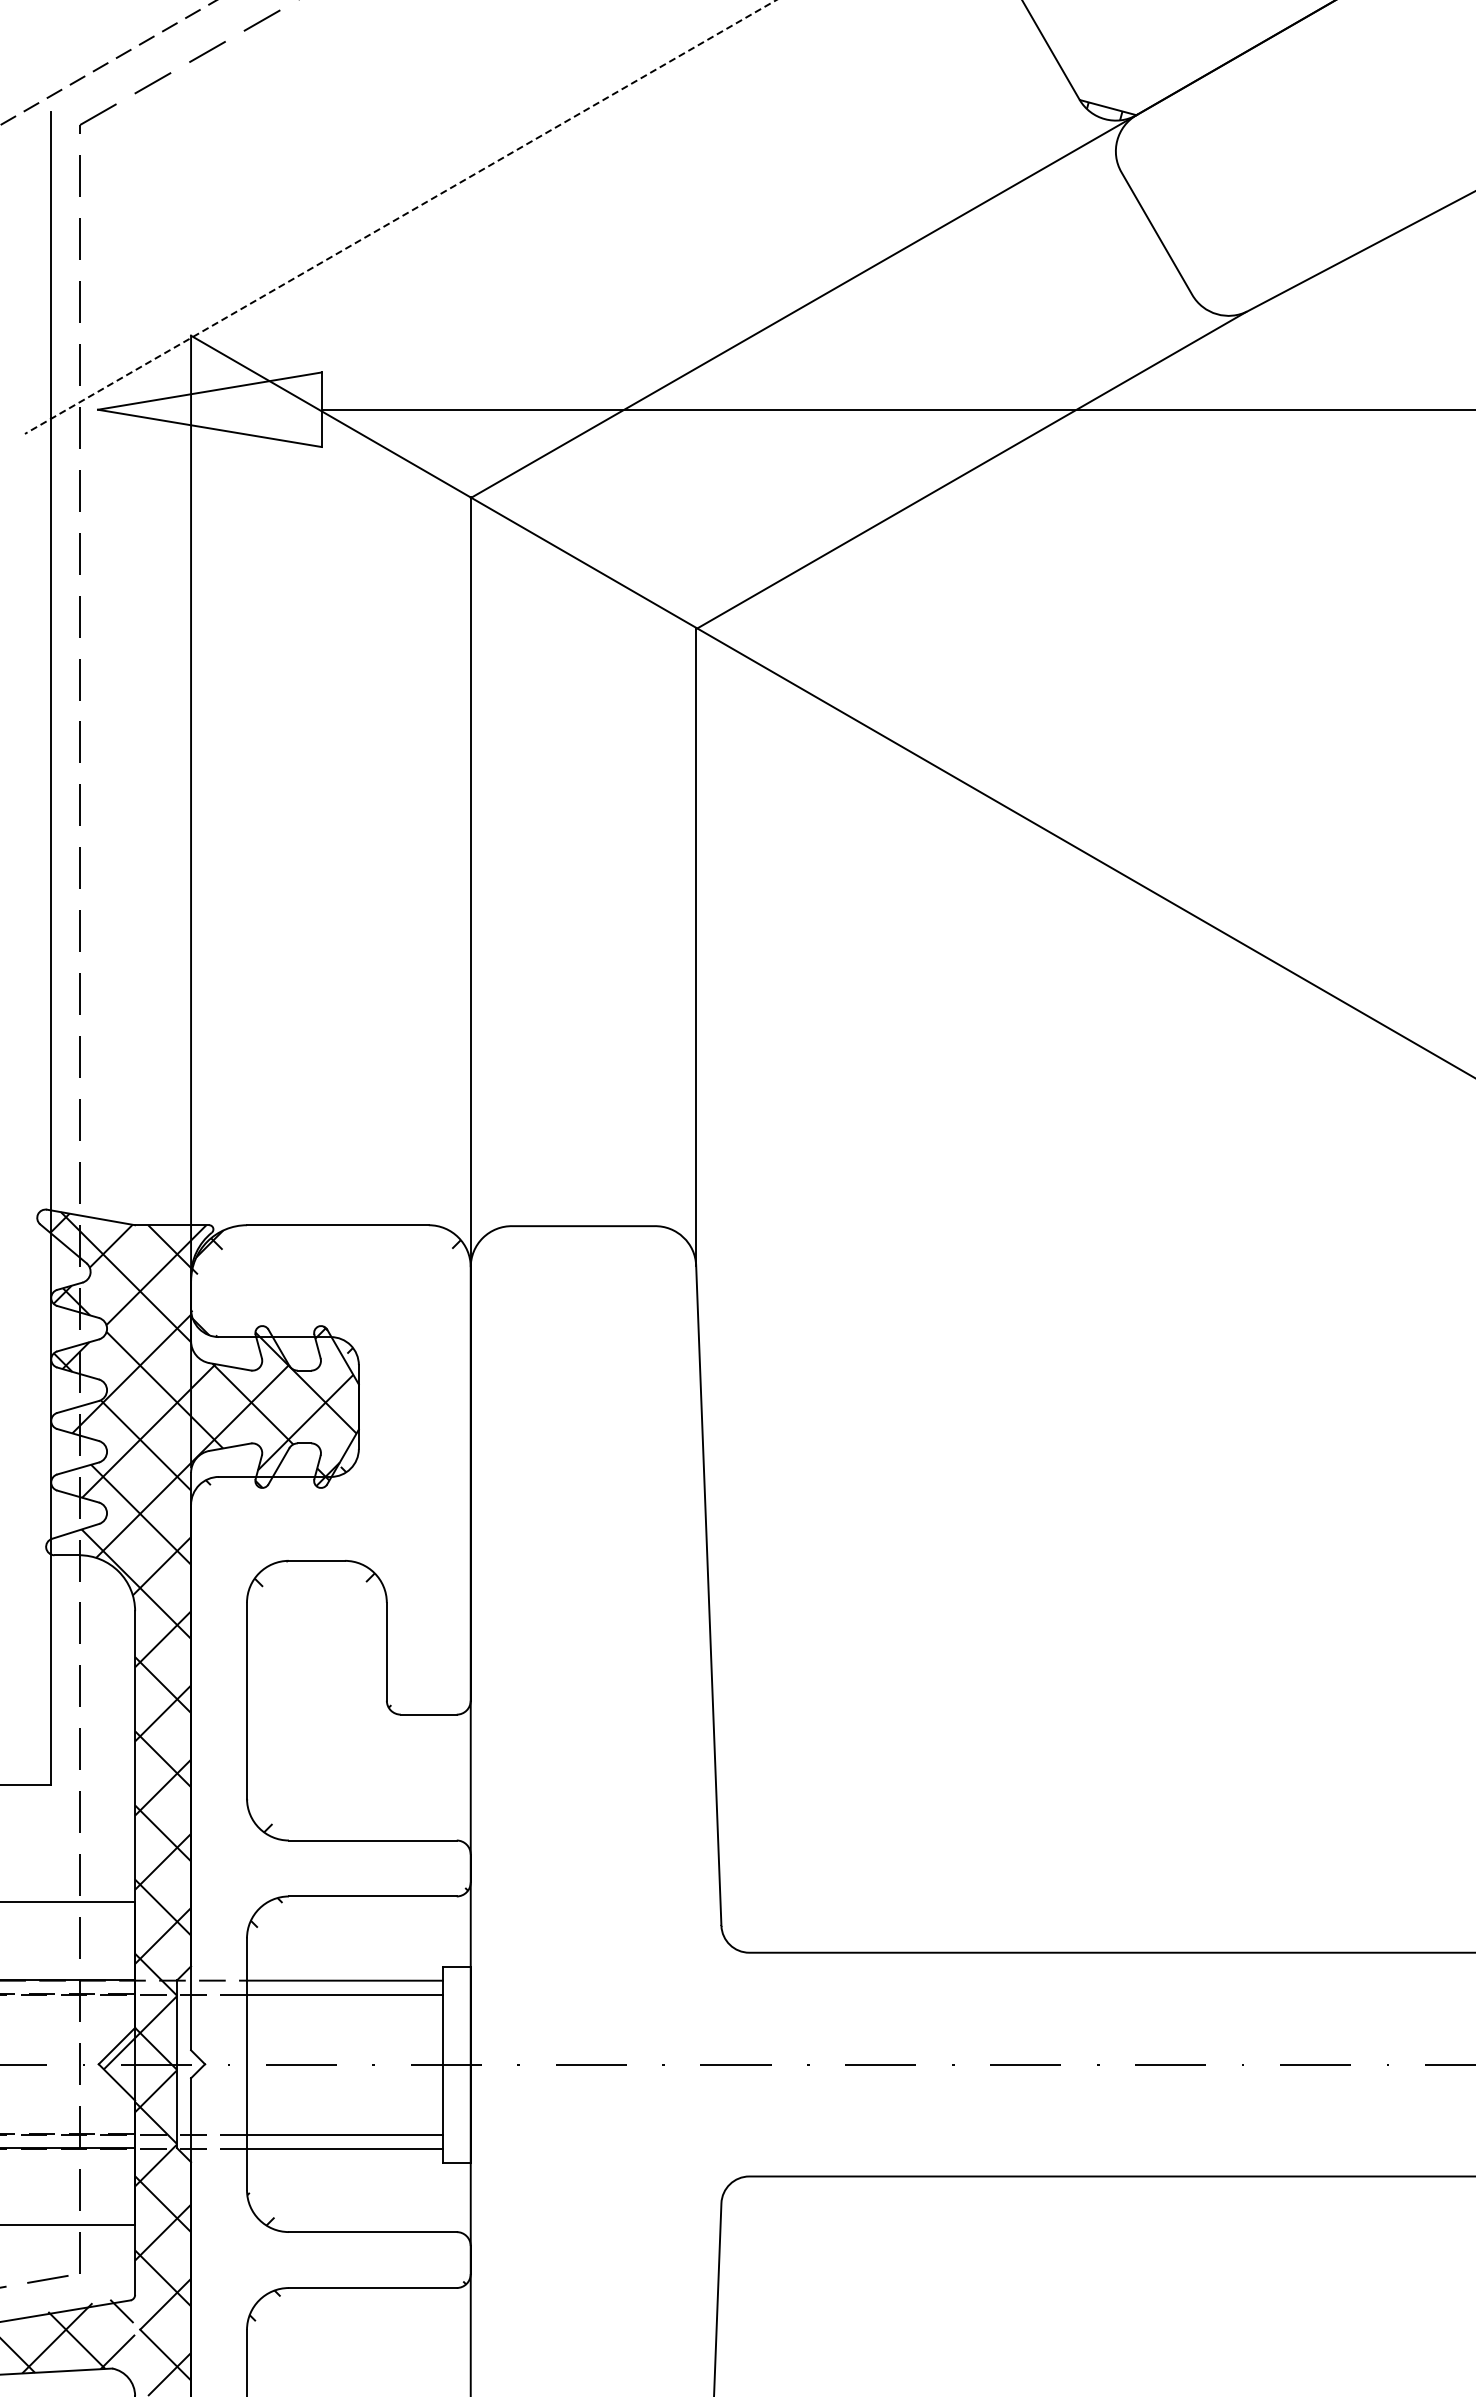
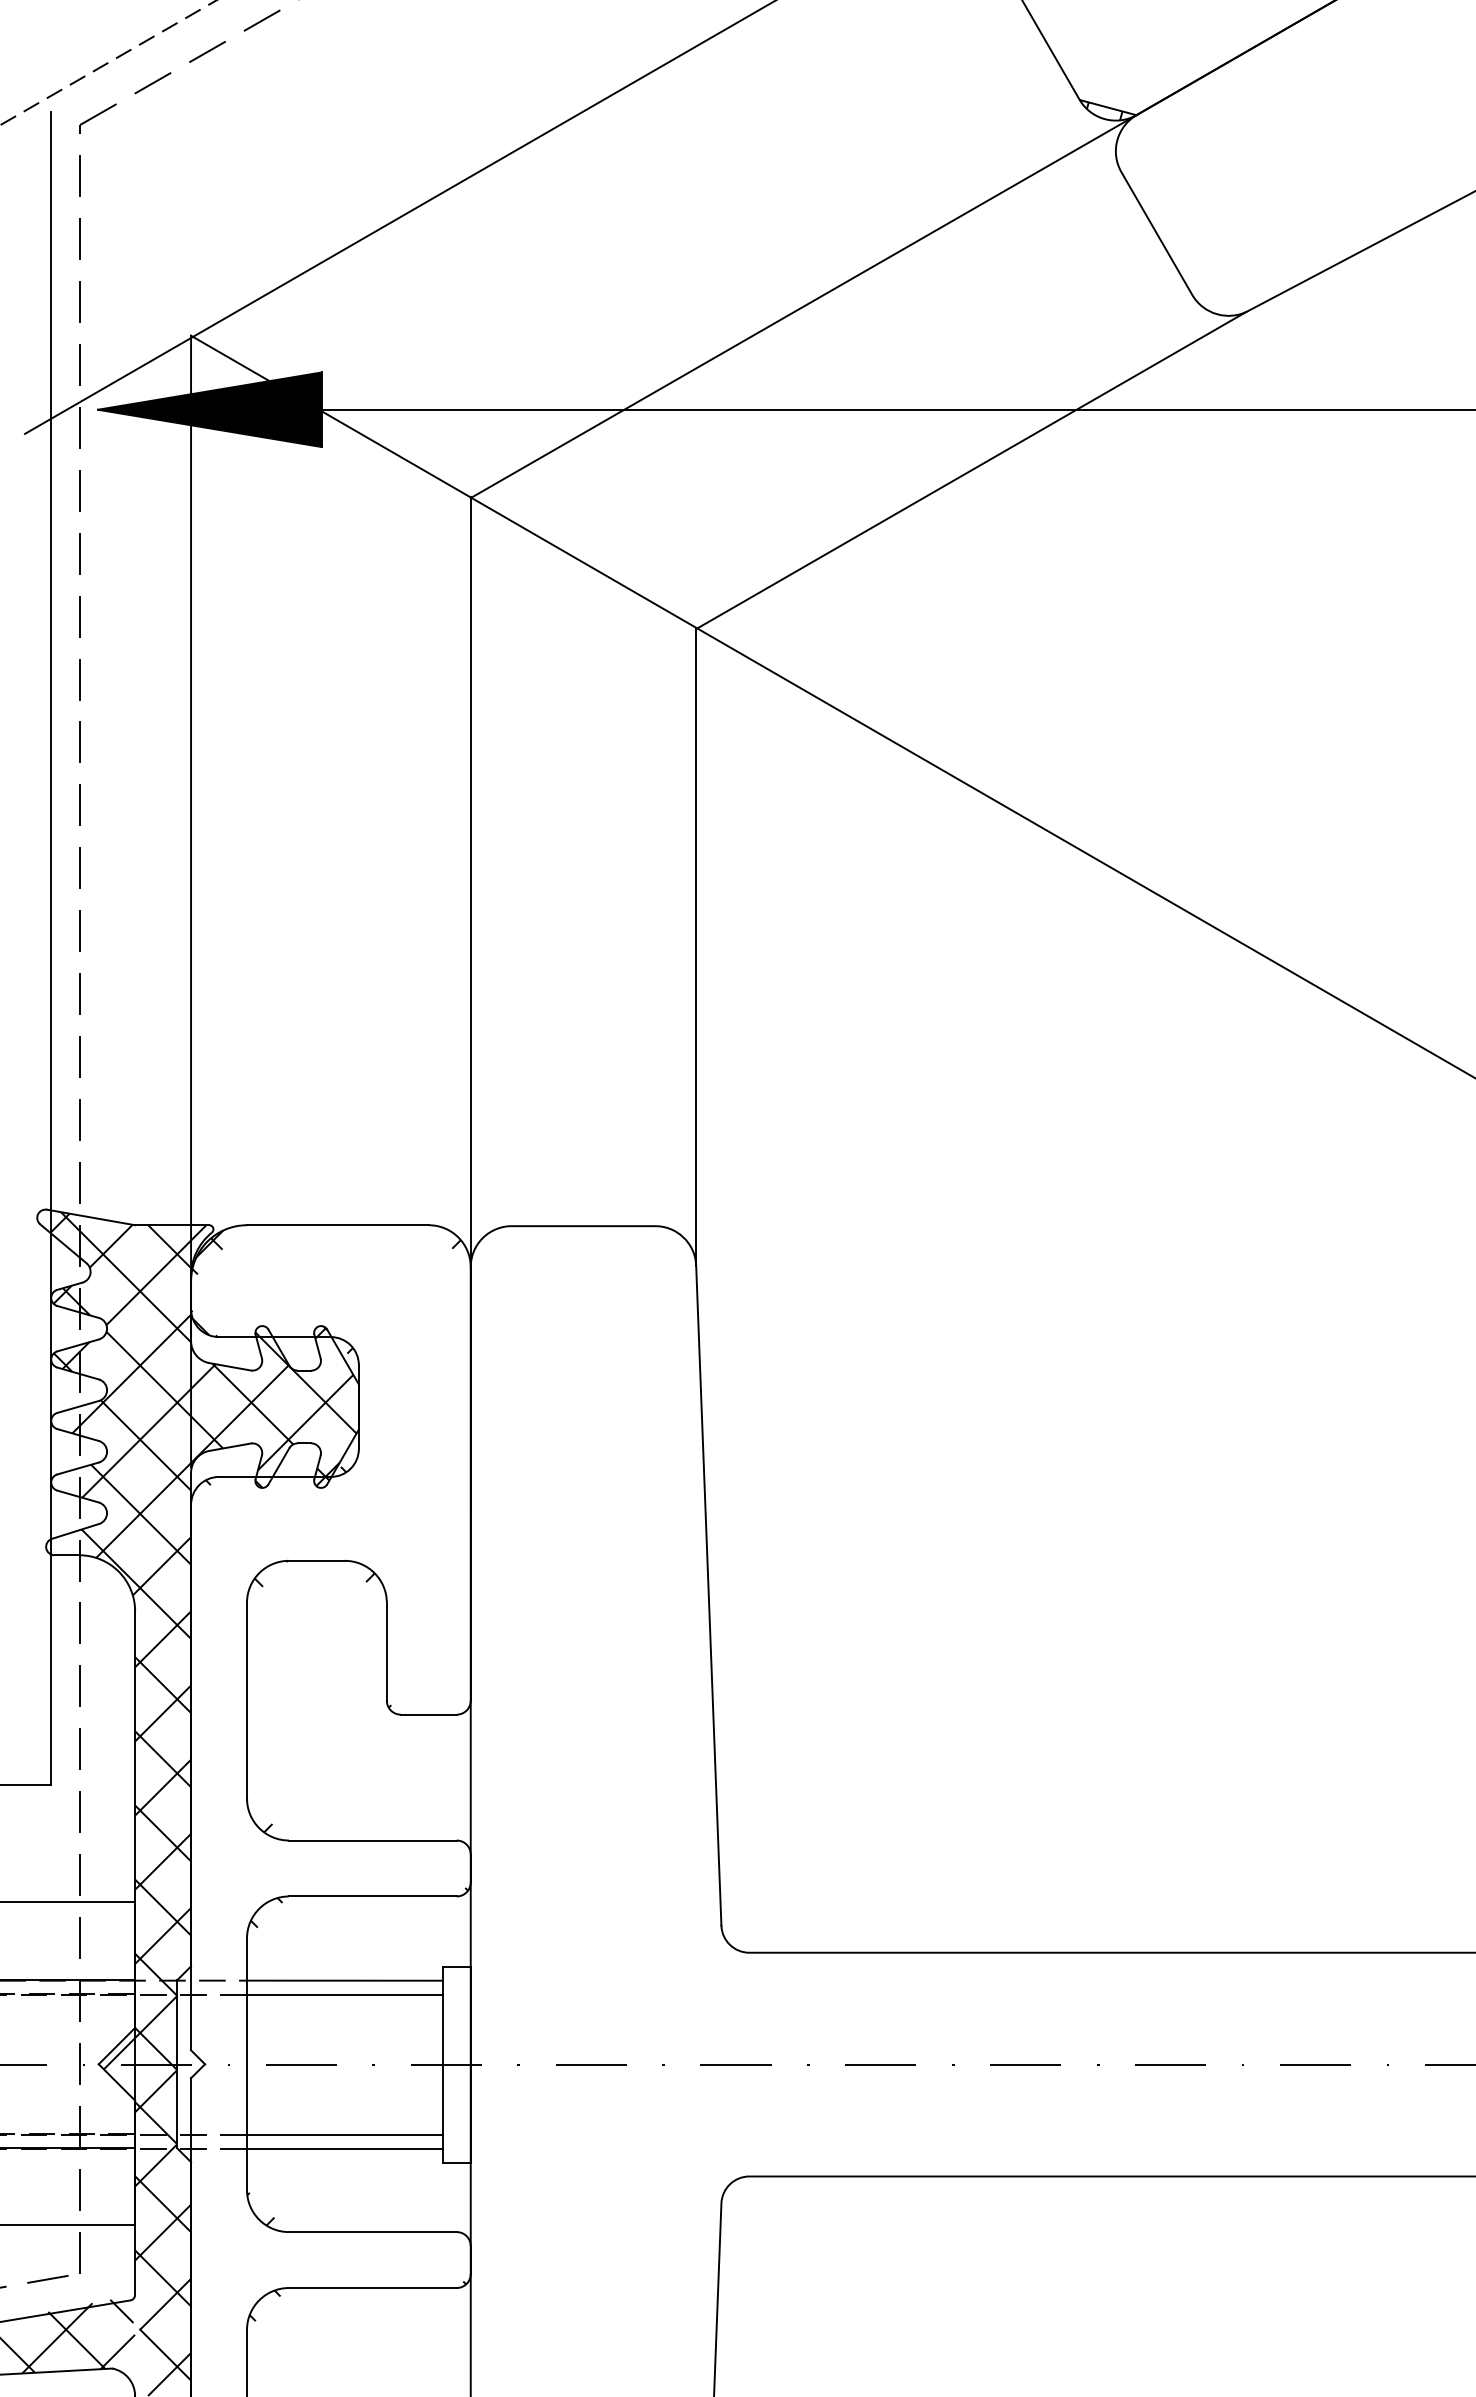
line: dashed -> solid (399, 217)
fill: none -> present (209, 409)
